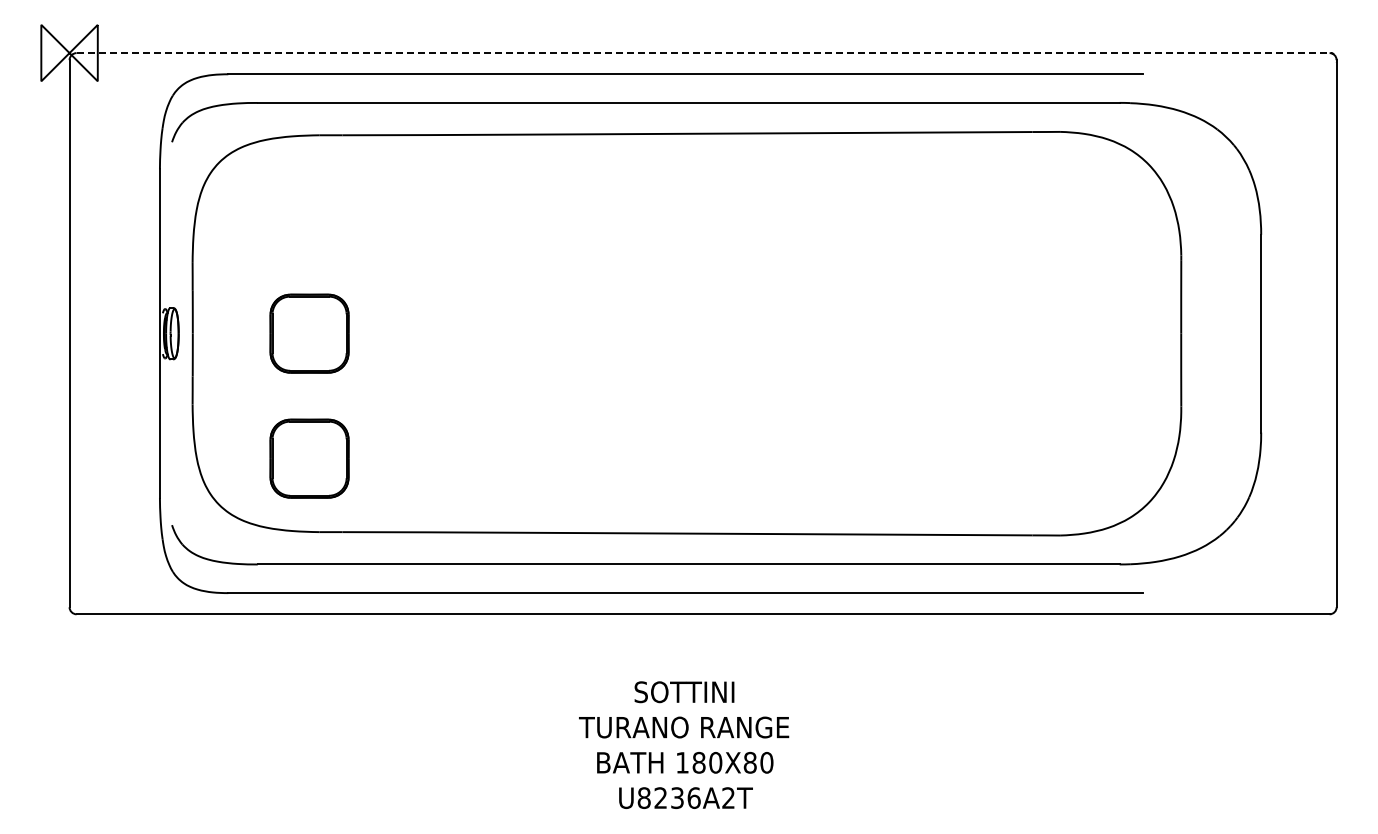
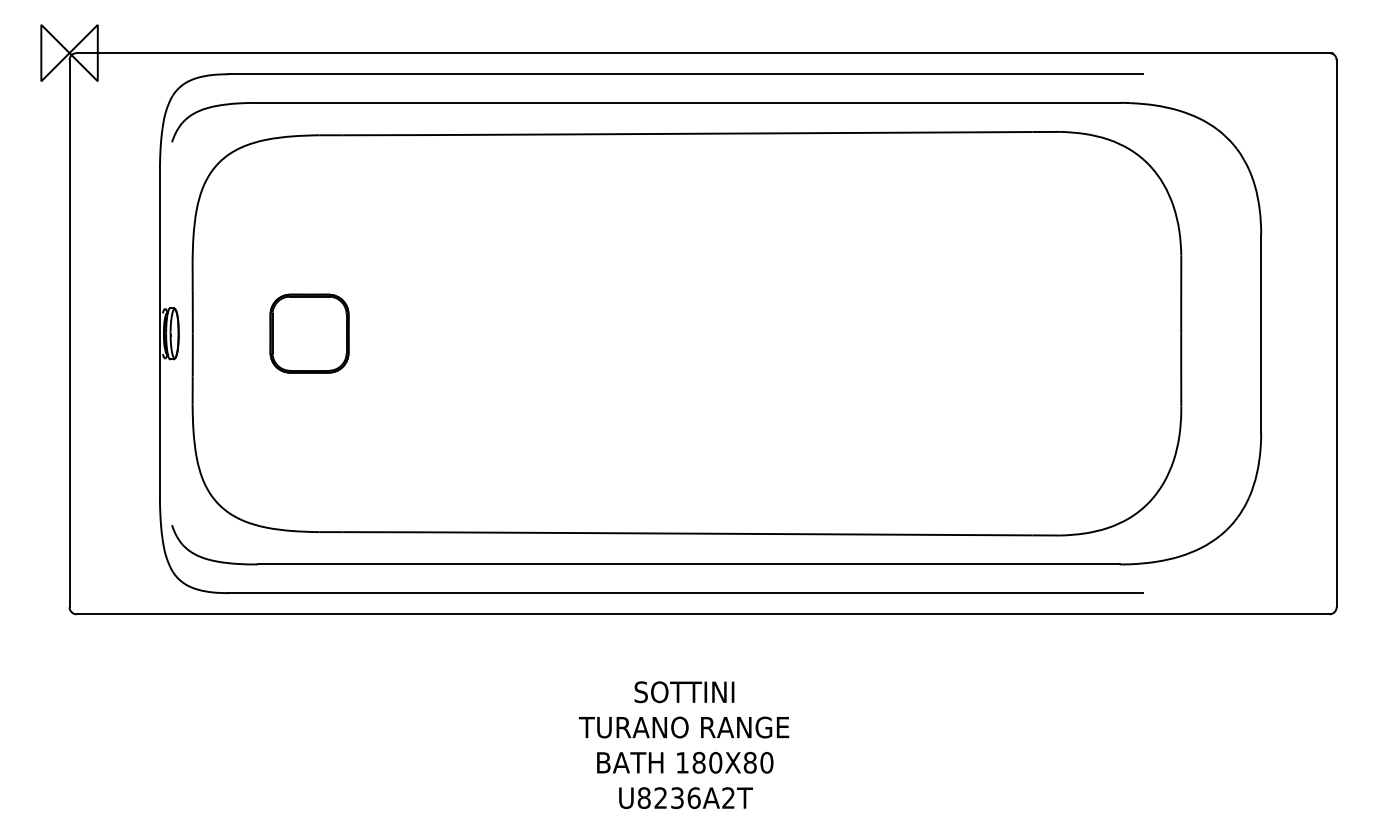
line: dashed -> solid (704, 53)
part: present -> none (309, 458)
